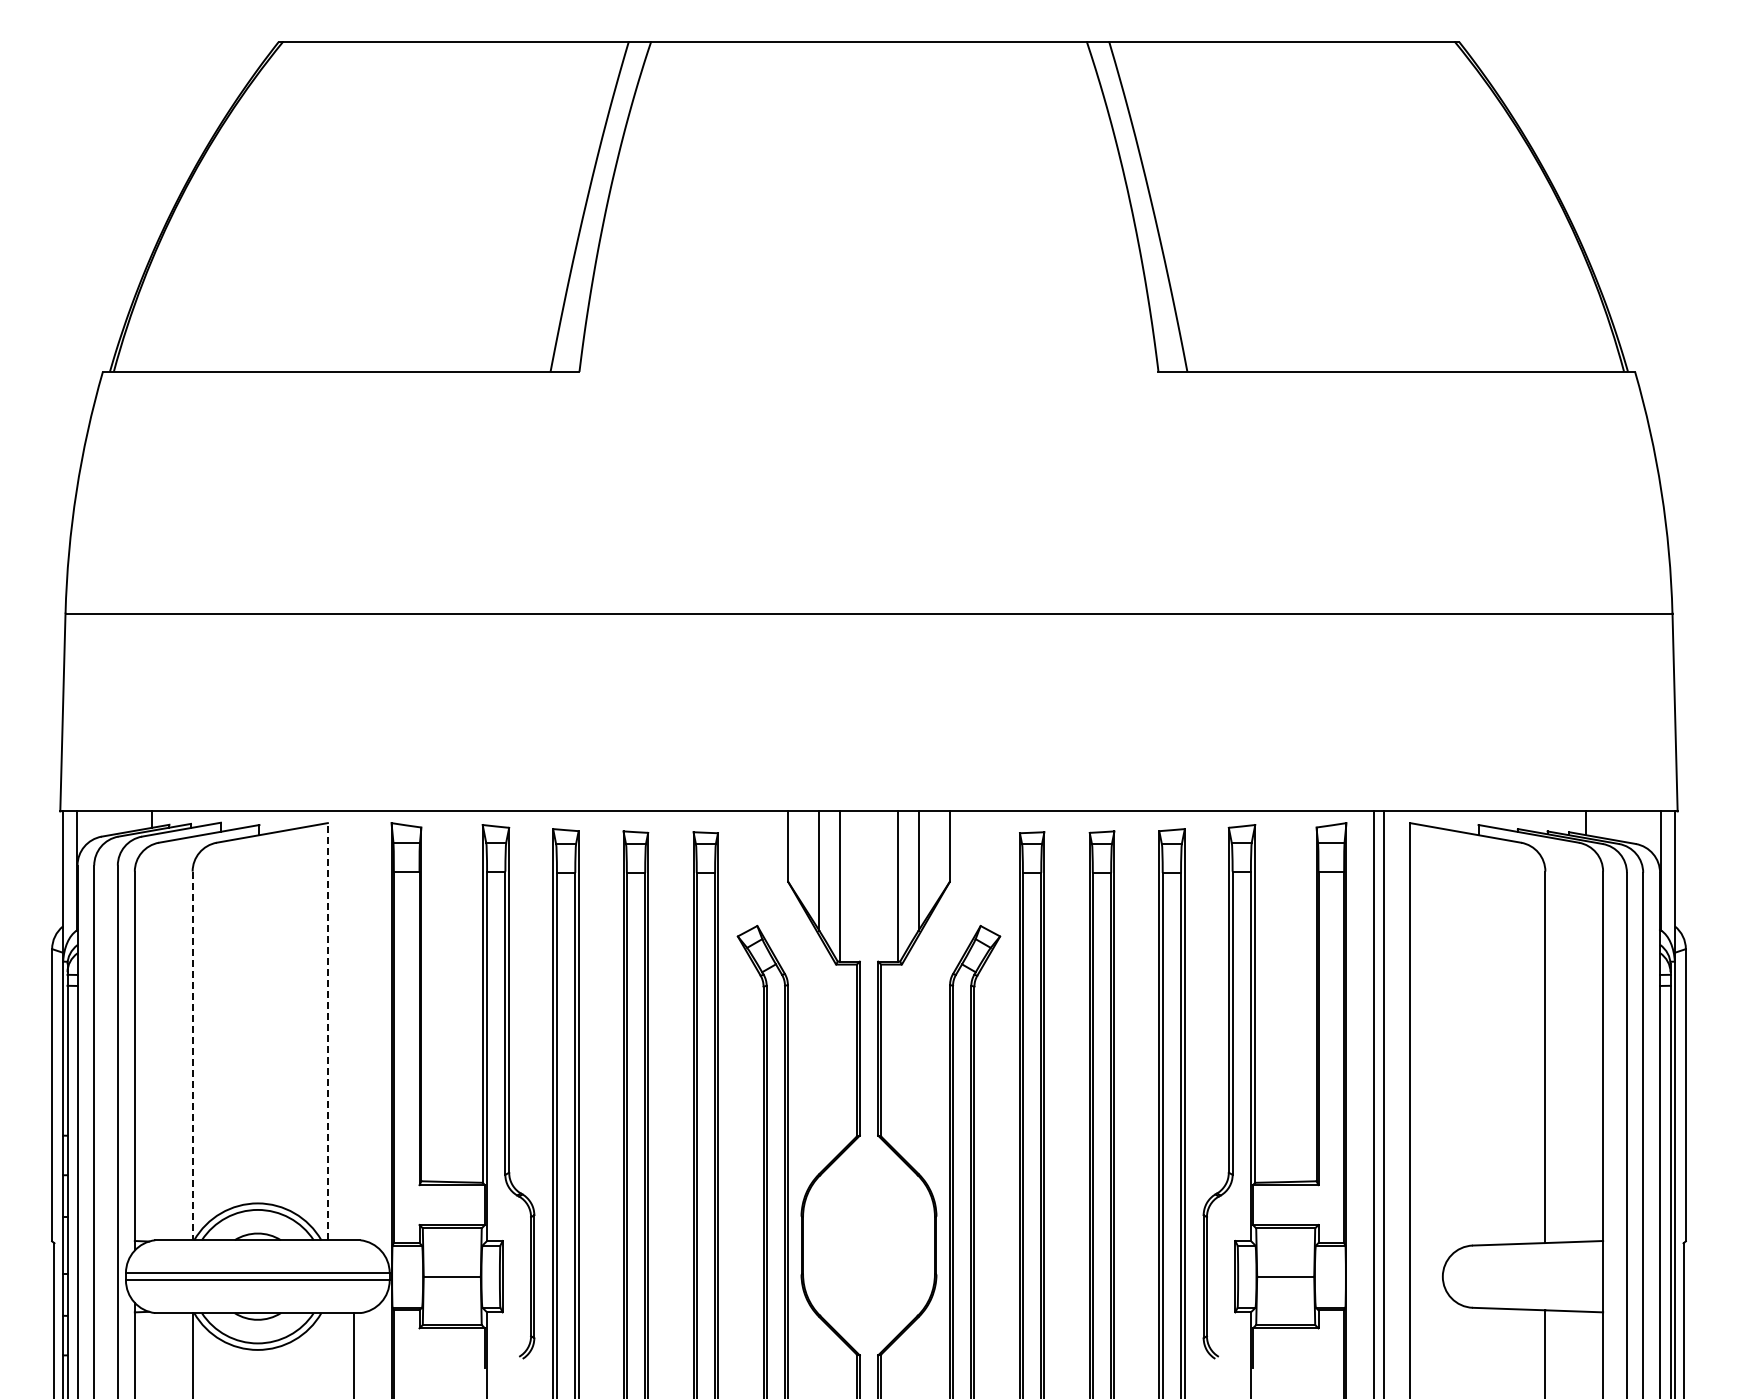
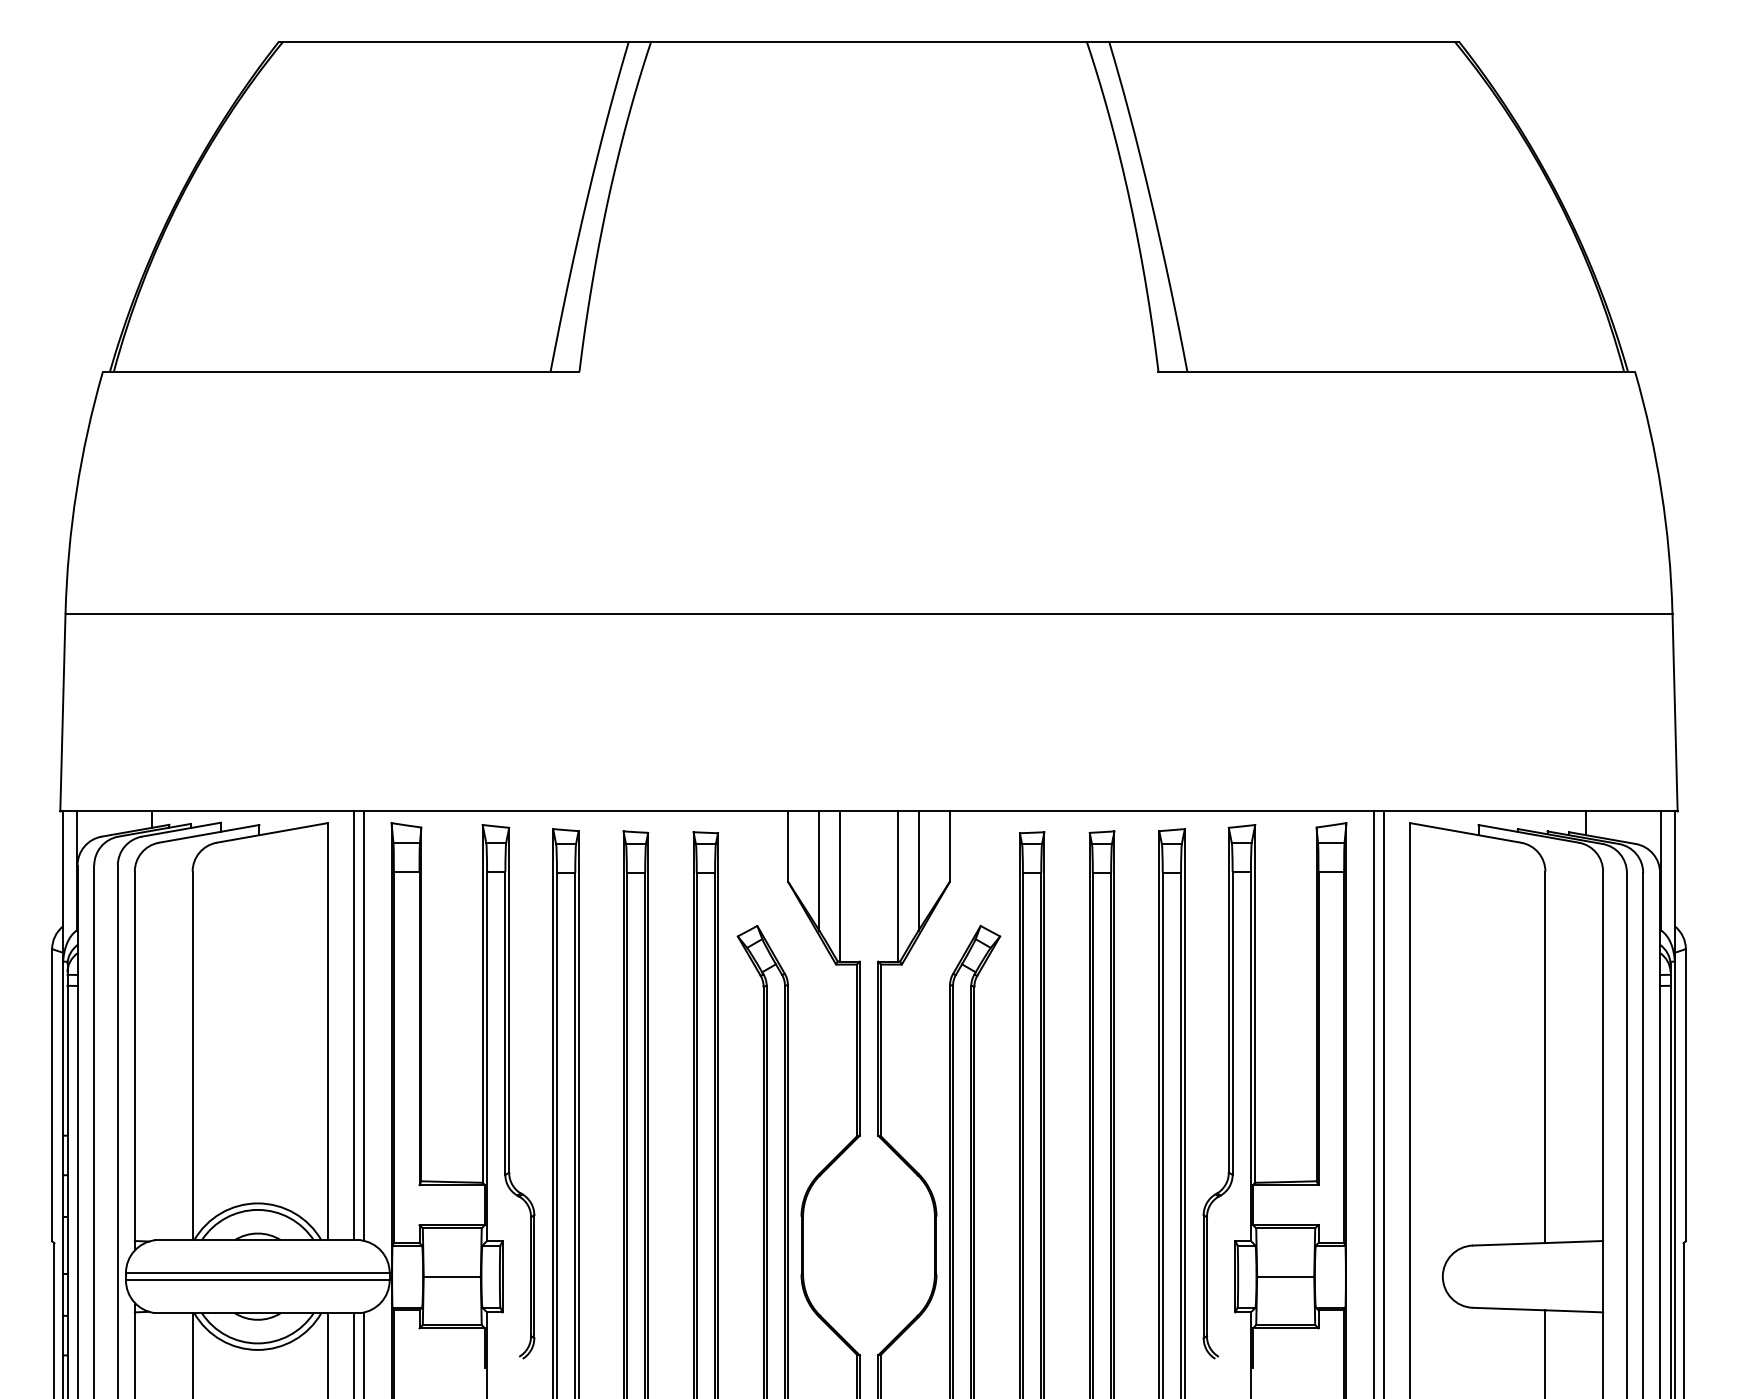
line: none -> present (353, 1025)
line: none -> present (363, 1025)
line: dashed -> solid (327, 1031)
line: dashed -> solid (192, 1056)
line: none -> present (363, 1353)
line: none -> present (327, 1354)
